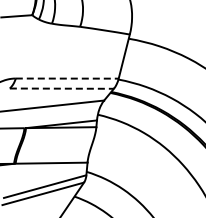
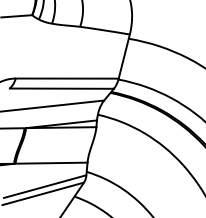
line: dashed -> solid (67, 78)
line: dashed -> solid (62, 88)
